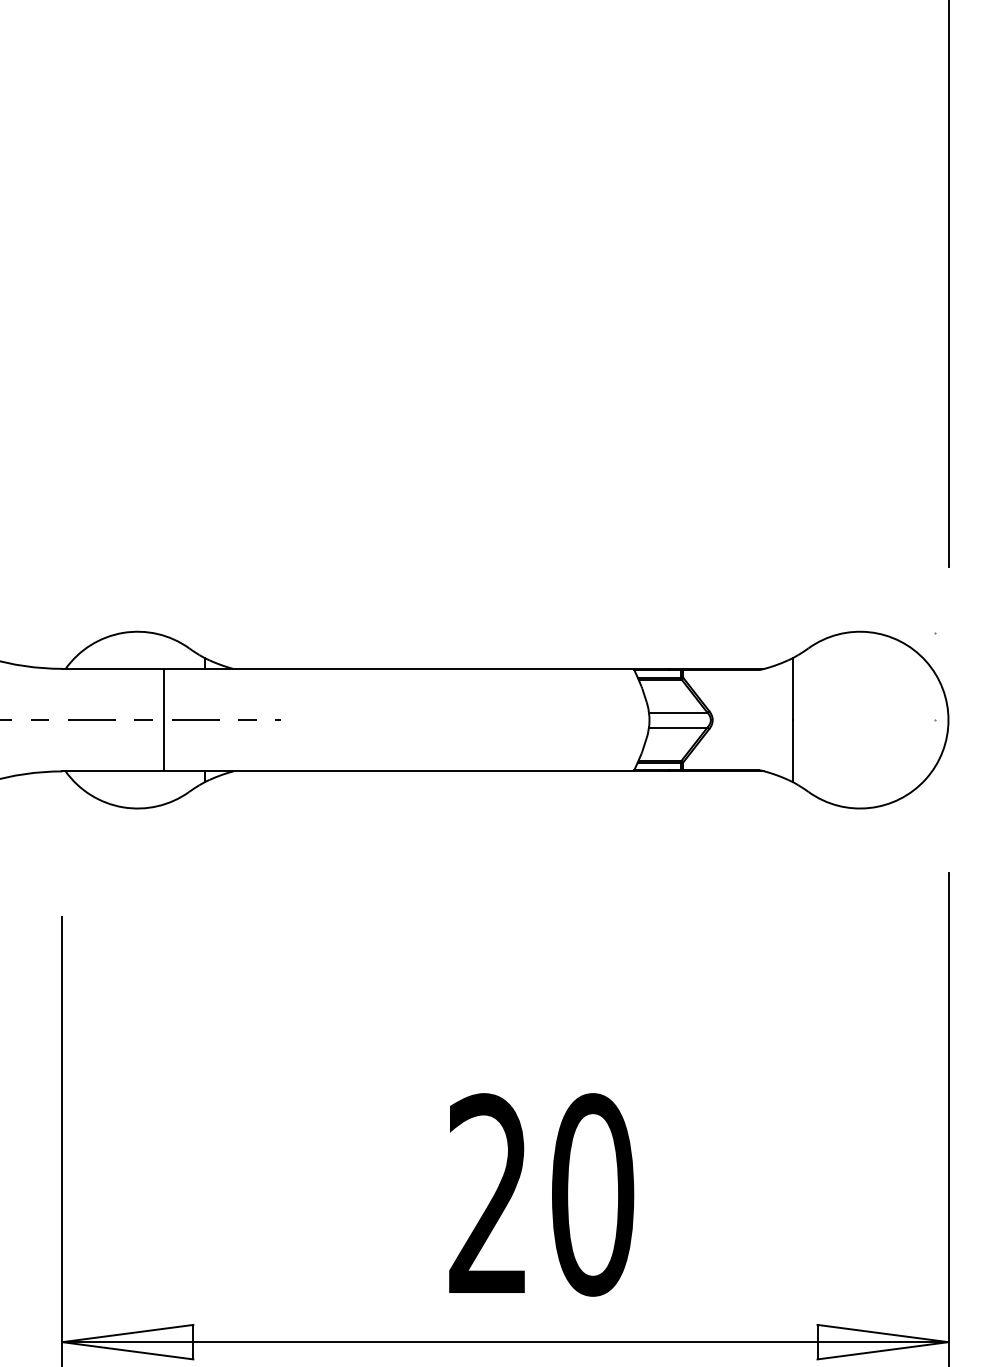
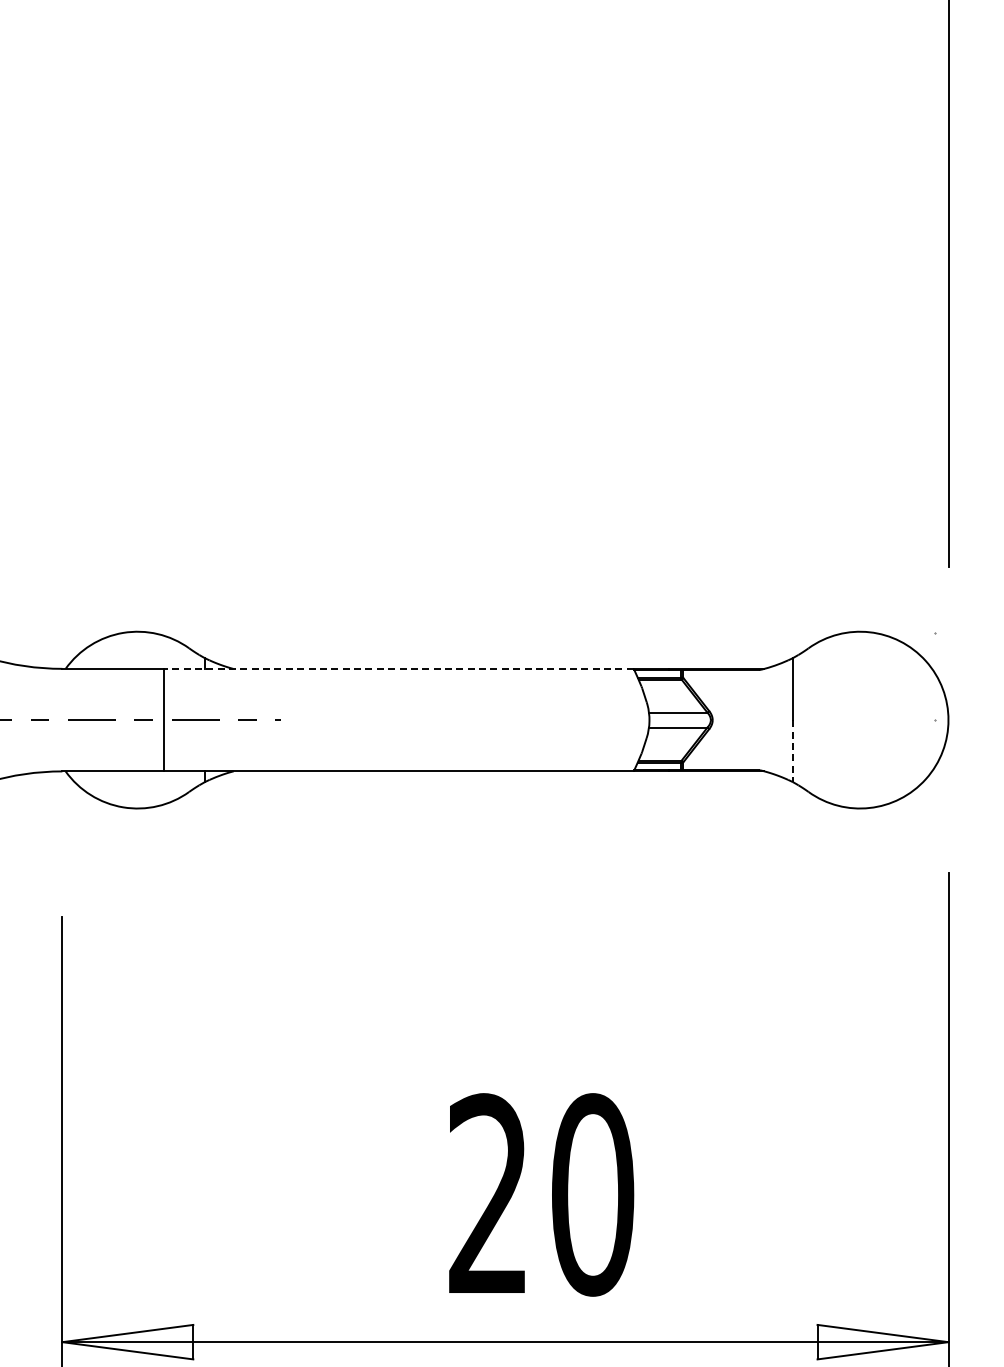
line: solid -> dashed (399, 668)
line: solid -> dashed (793, 751)
